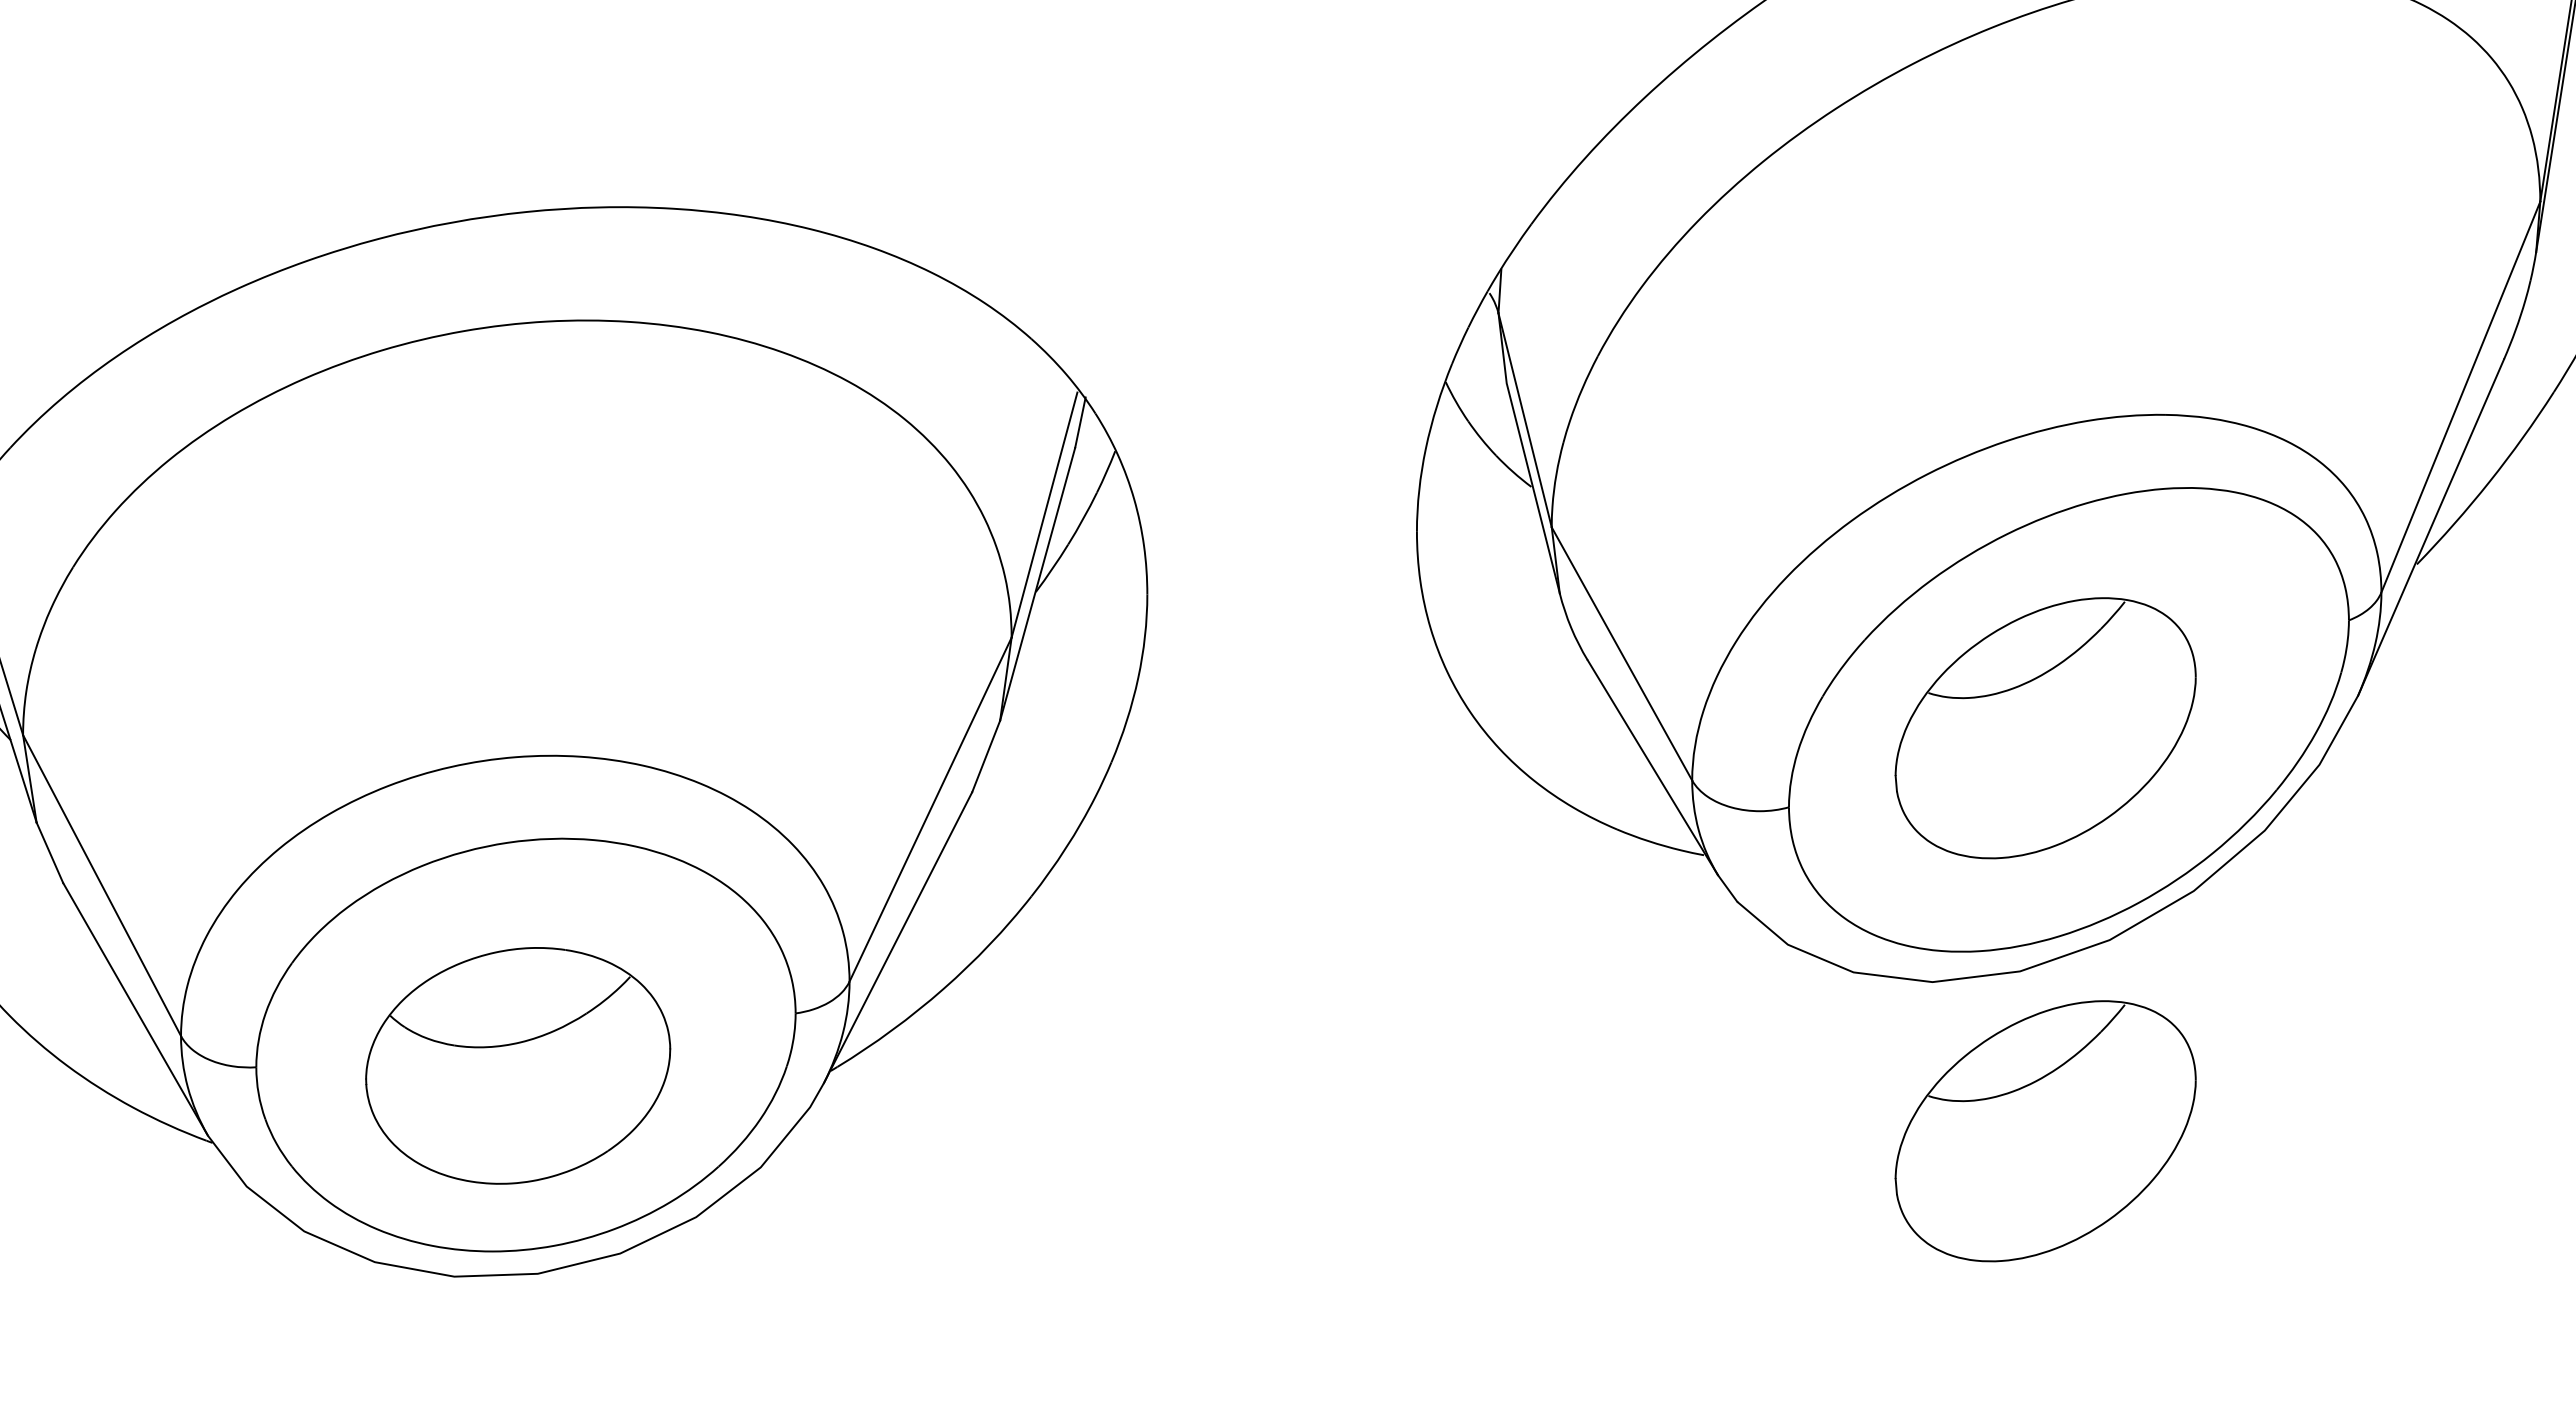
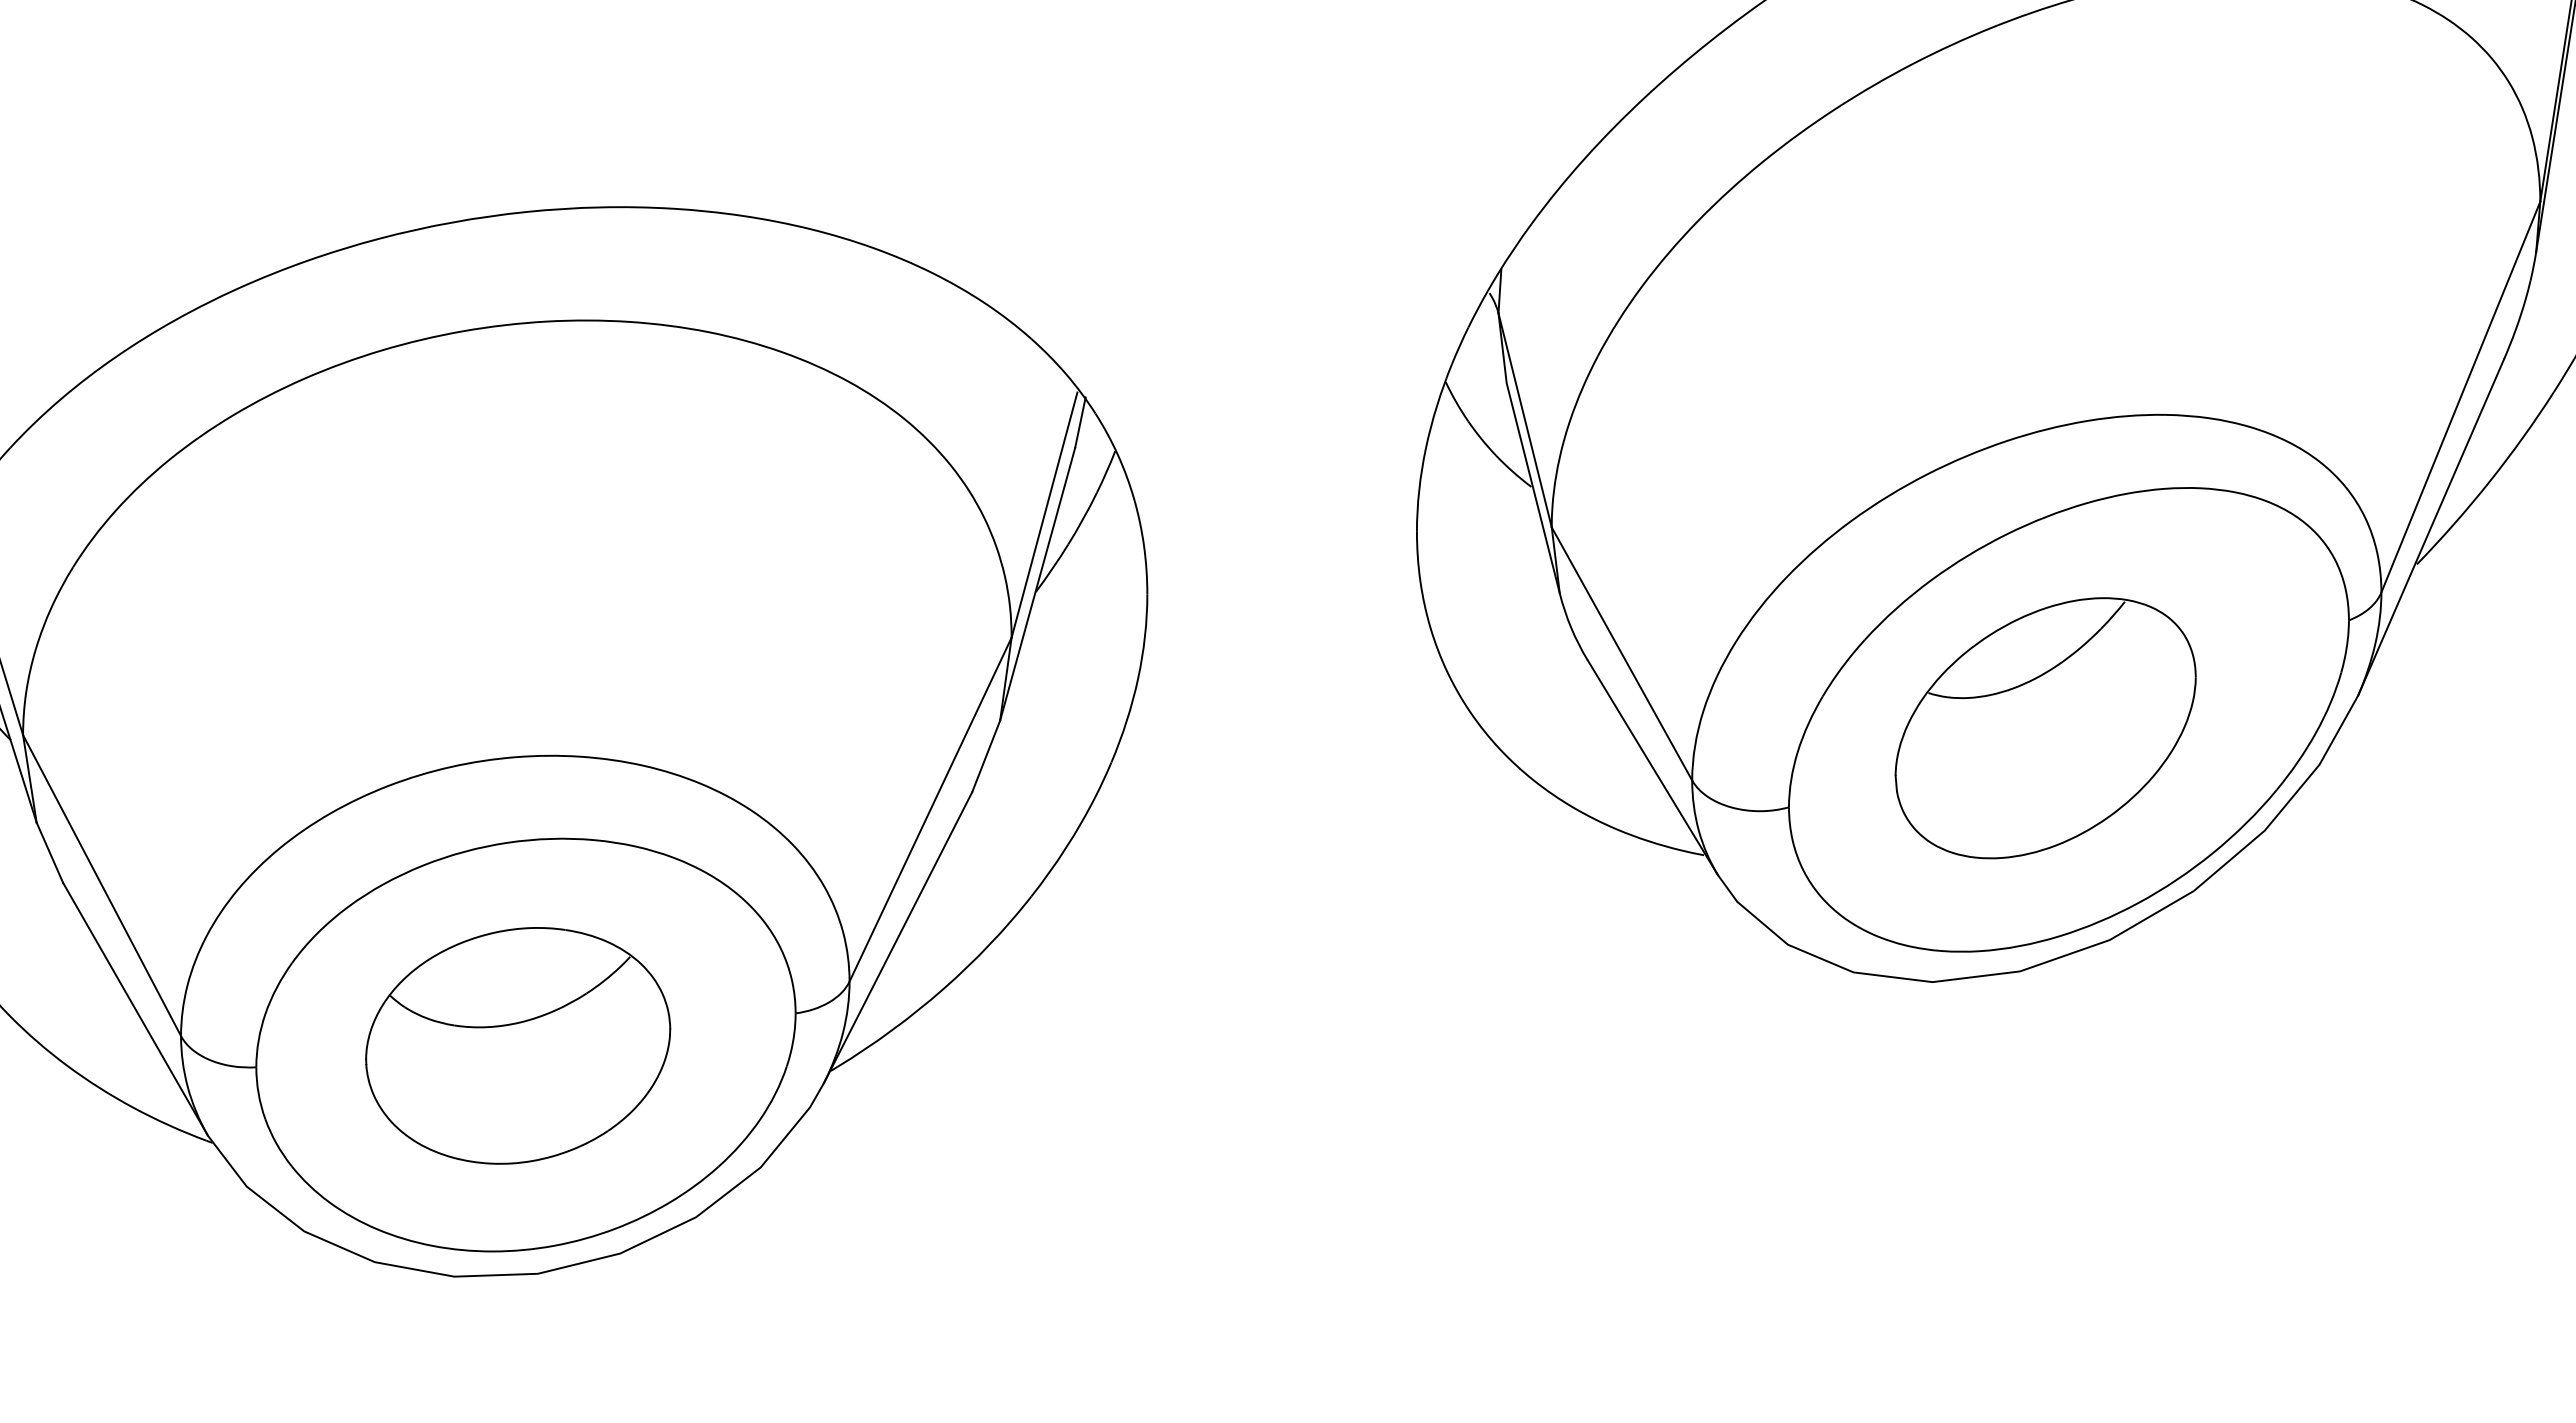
part position: (518, 1065) -> (518, 1045) (518, 1045)
part: present -> none (2045, 1131)
